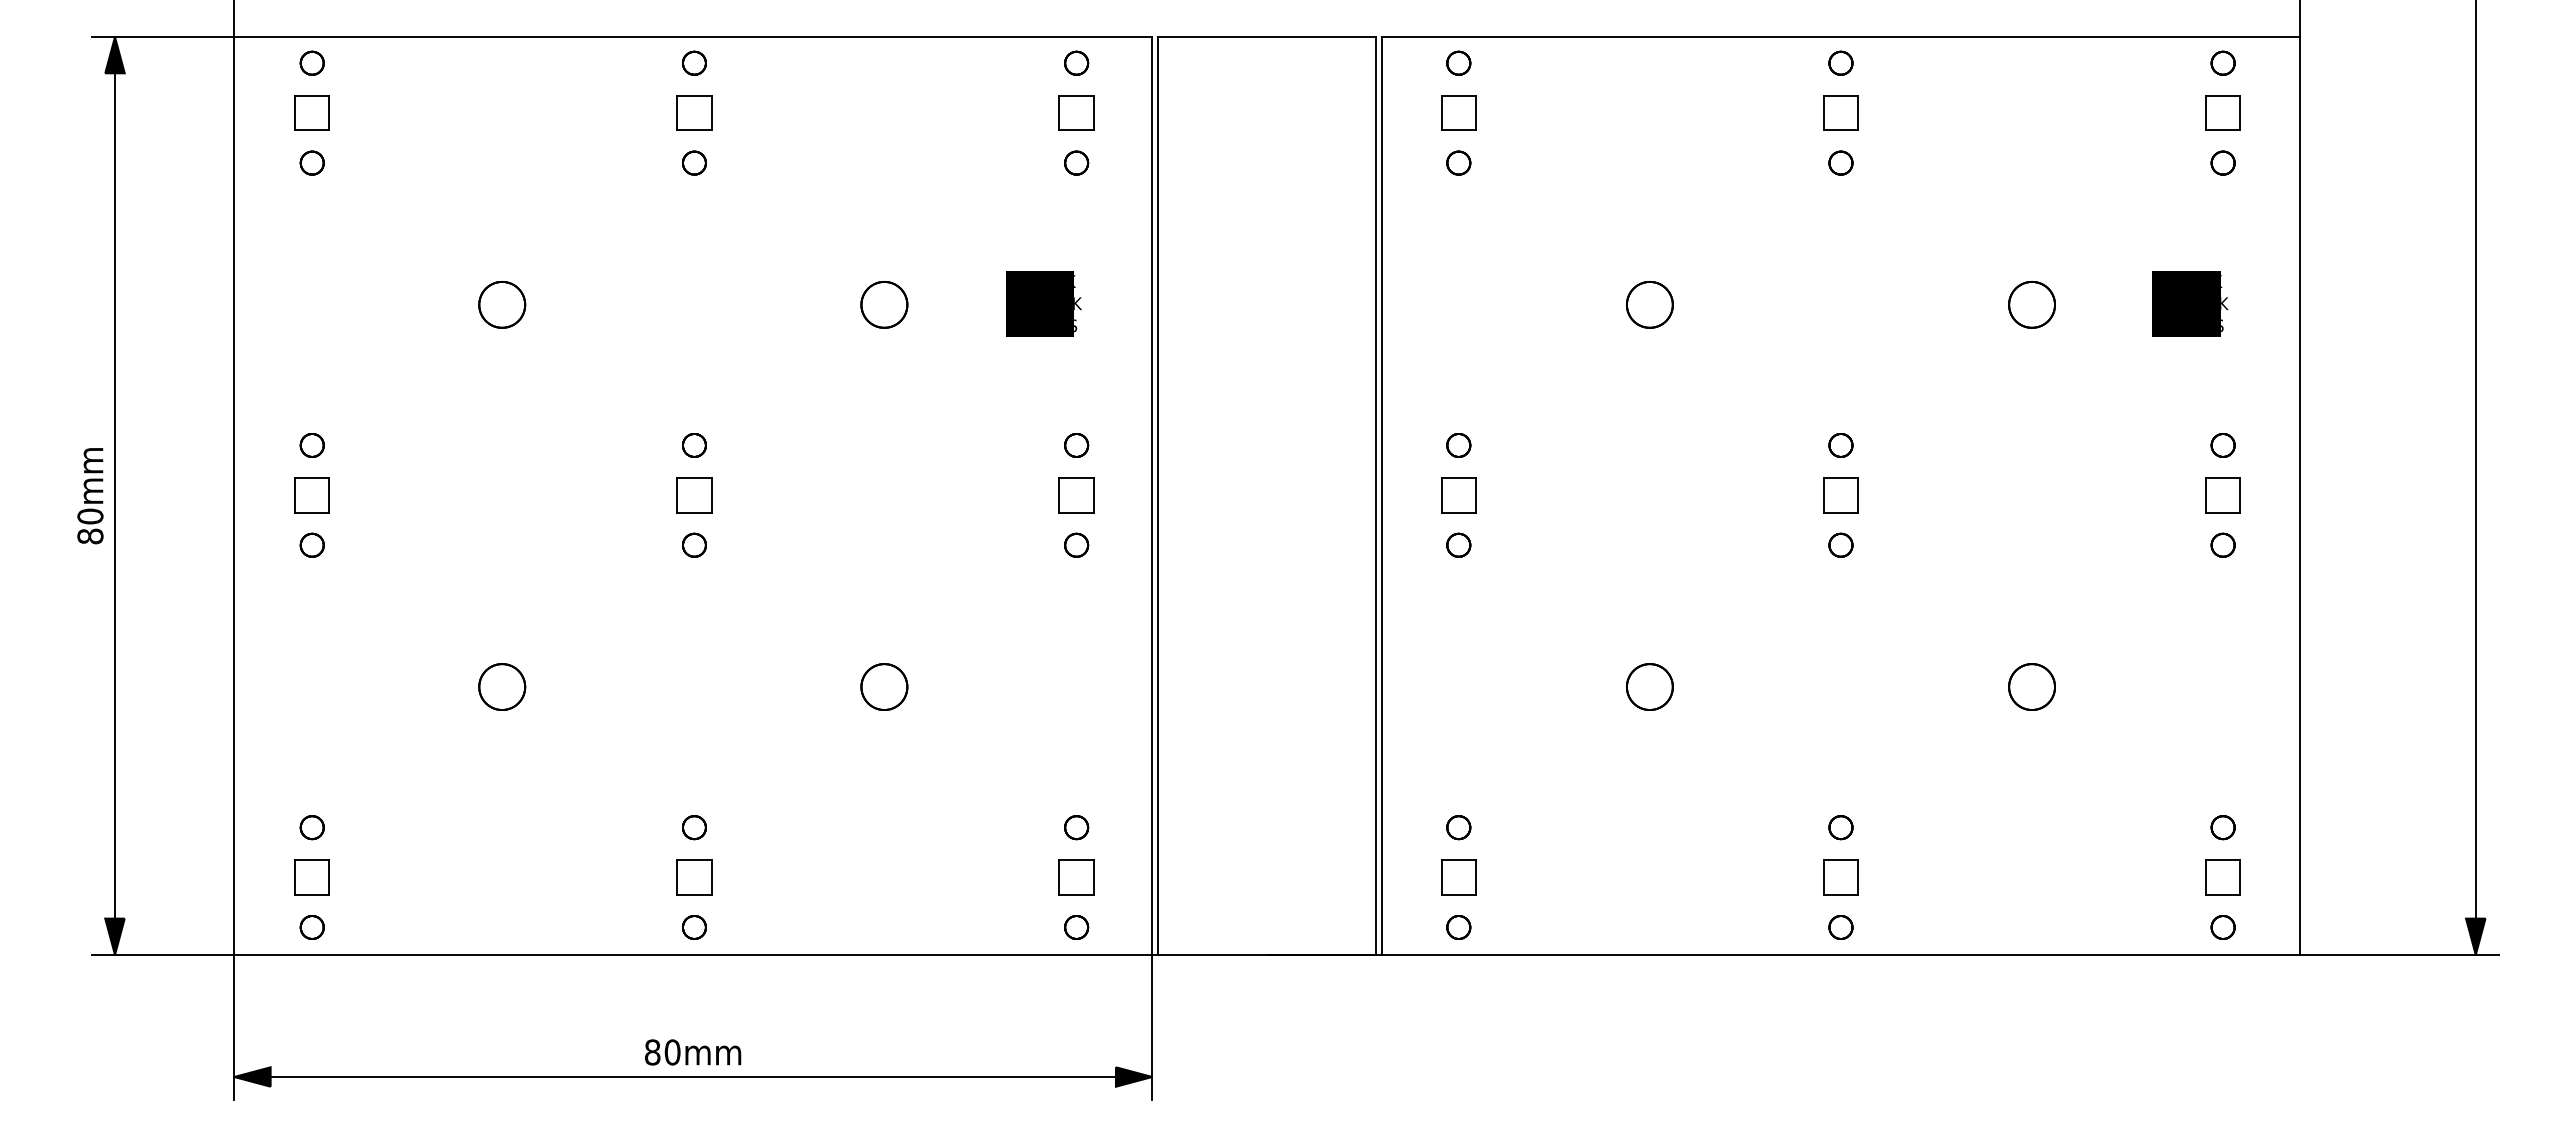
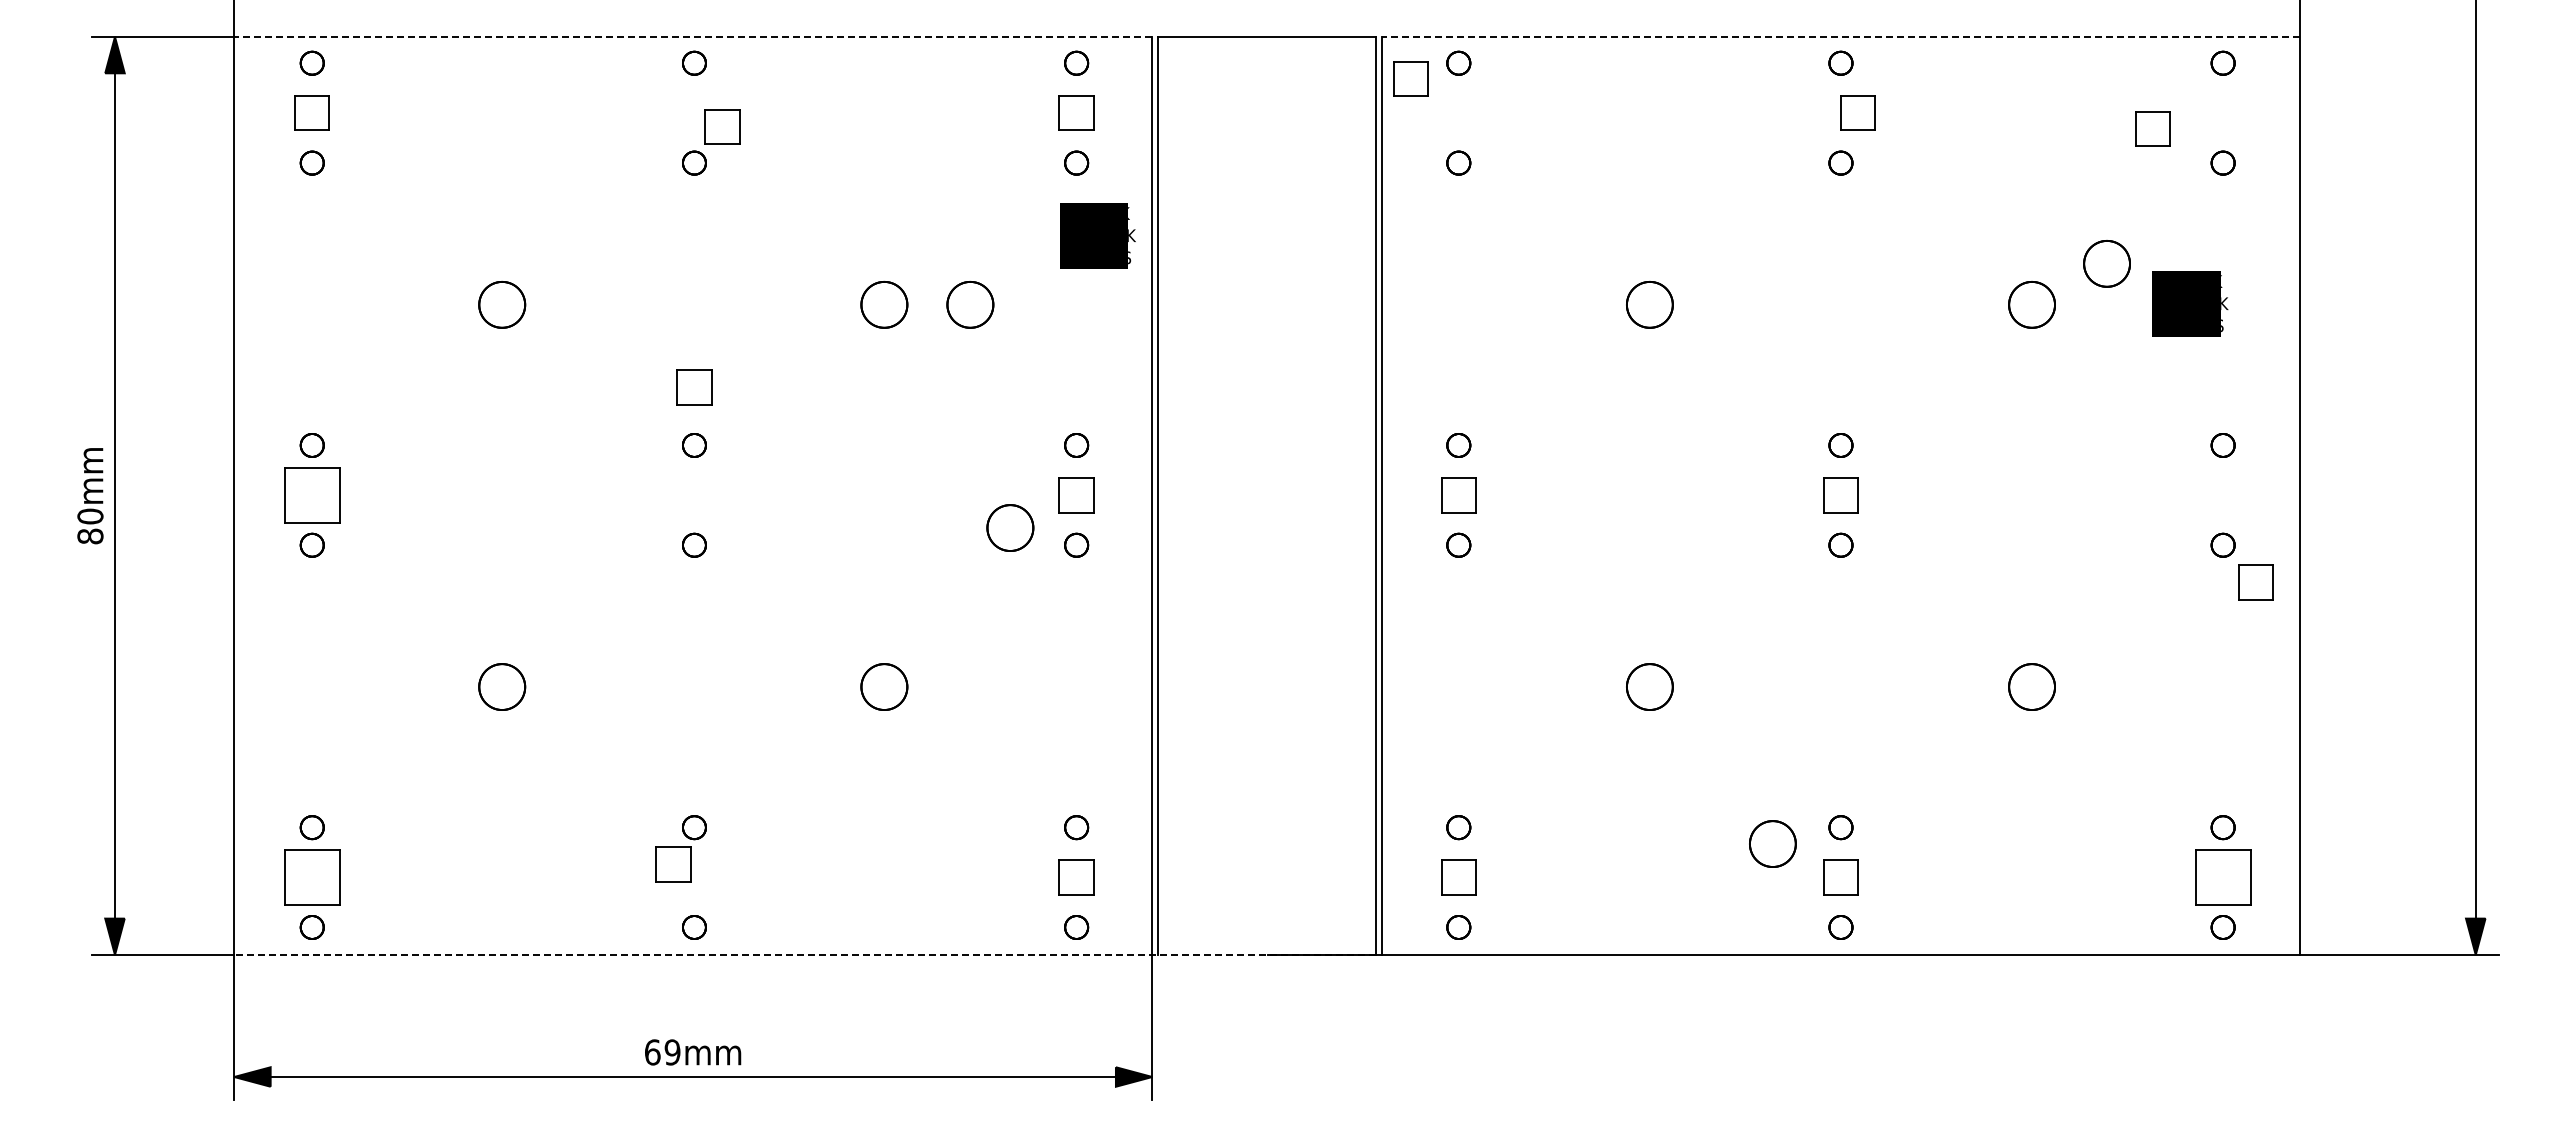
line: solid -> dashed (692, 36)
line: solid -> dashed (1840, 36)
part position: (694, 112) -> (722, 126) (722, 126)
part position: (1458, 112) -> (1410, 78) (1410, 78)
part position: (1840, 112) -> (1857, 112) (1857, 112)
part position: (2222, 112) -> (2152, 128) (2152, 128)
part: none -> present (2106, 263)
text position: (1043, 303) -> (1097, 235) (1097, 235)
part: none -> present (970, 304)
part size: 36x37 px -> 57x57 px (312, 495)
part position: (694, 495) -> (694, 387) (694, 387)
part position: (2222, 495) -> (2255, 582) (2255, 582)
part: none -> present (1010, 527)
part: none -> present (1772, 843)
part size: 36x37 px -> 57x57 px (312, 877)
part position: (694, 877) -> (673, 864) (673, 864)
part size: 36x37 px -> 57x57 px (2223, 877)
line: solid -> dashed (805, 955)
text: 80mm -> 69mm (662, 1052)
